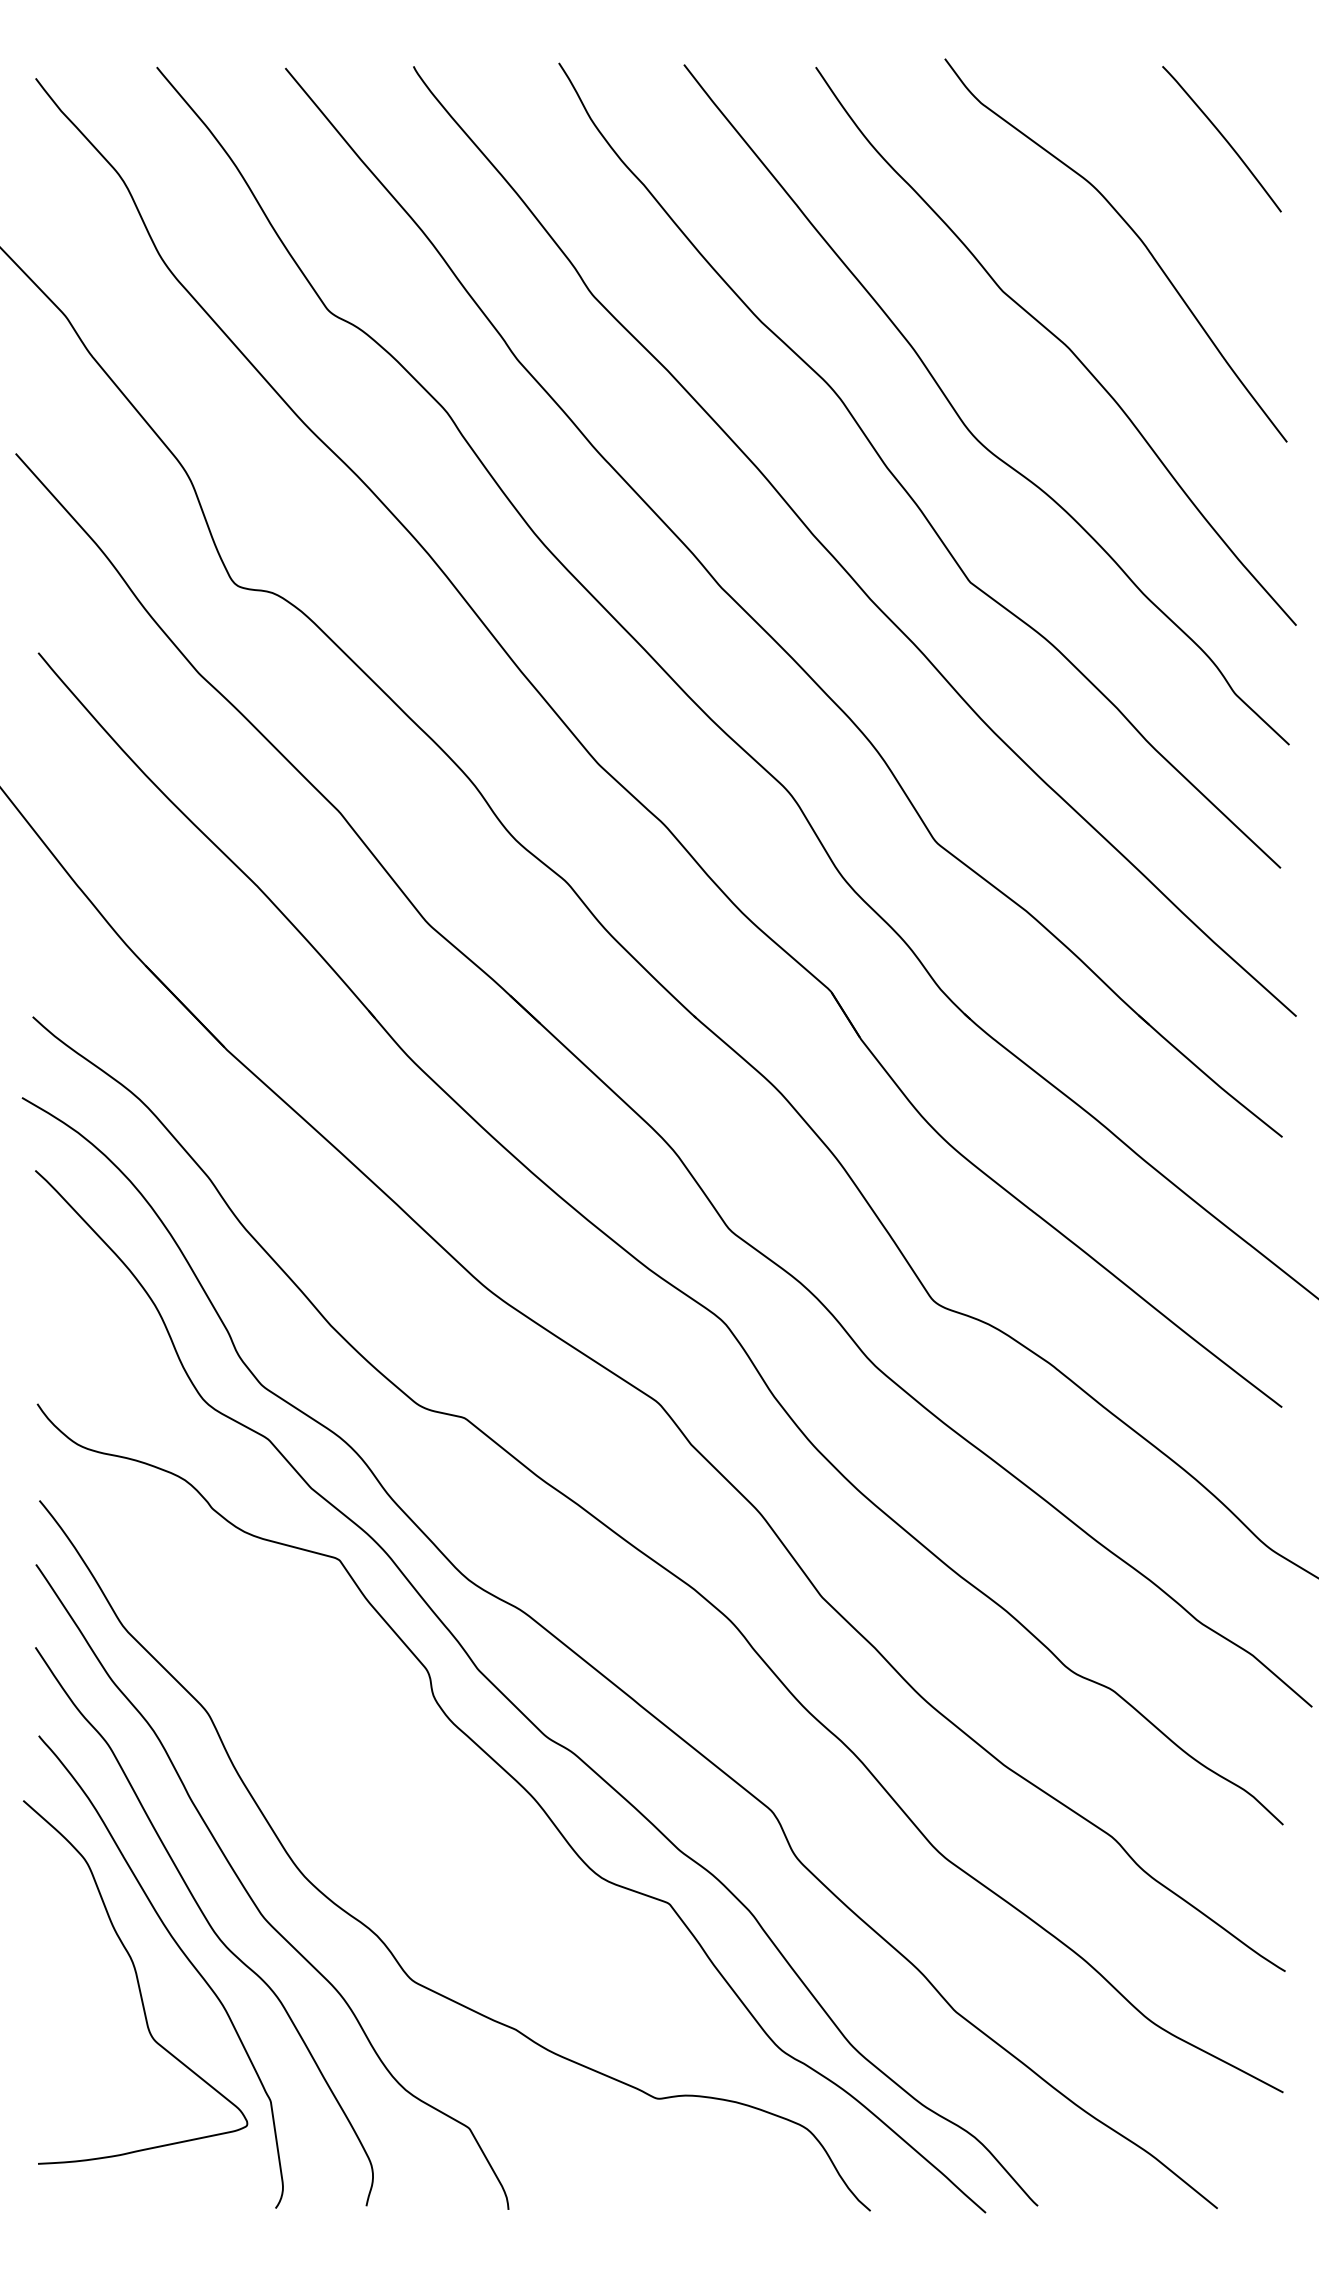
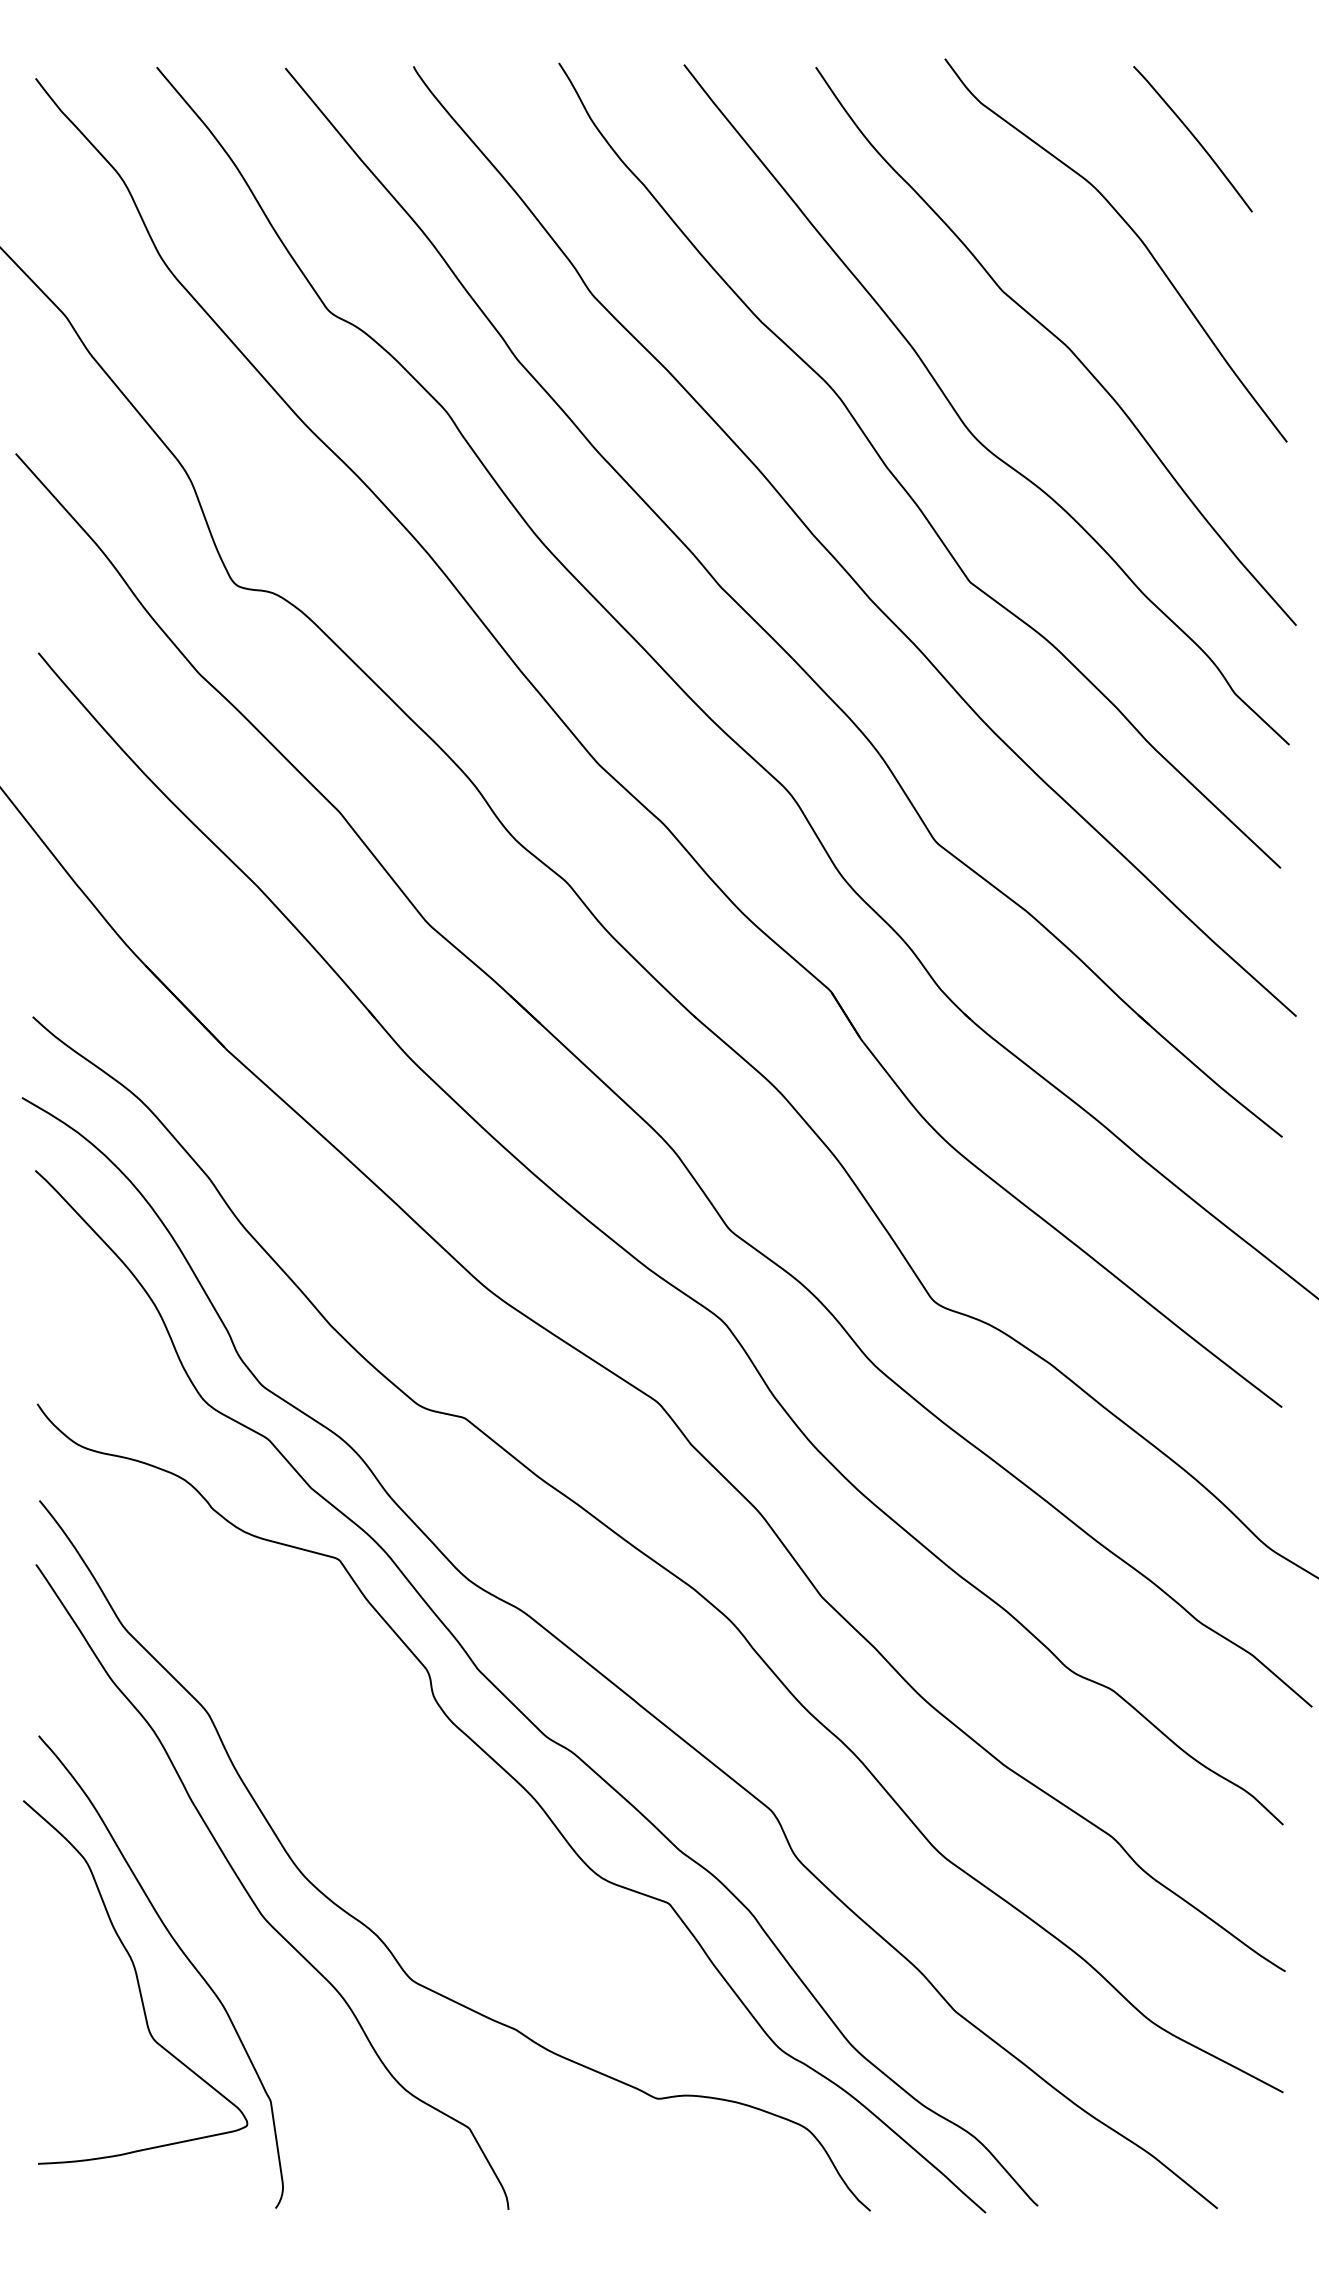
curve position: (1222, 137) -> (1193, 137) (1193, 137)
curve: present -> none (207, 1923)
